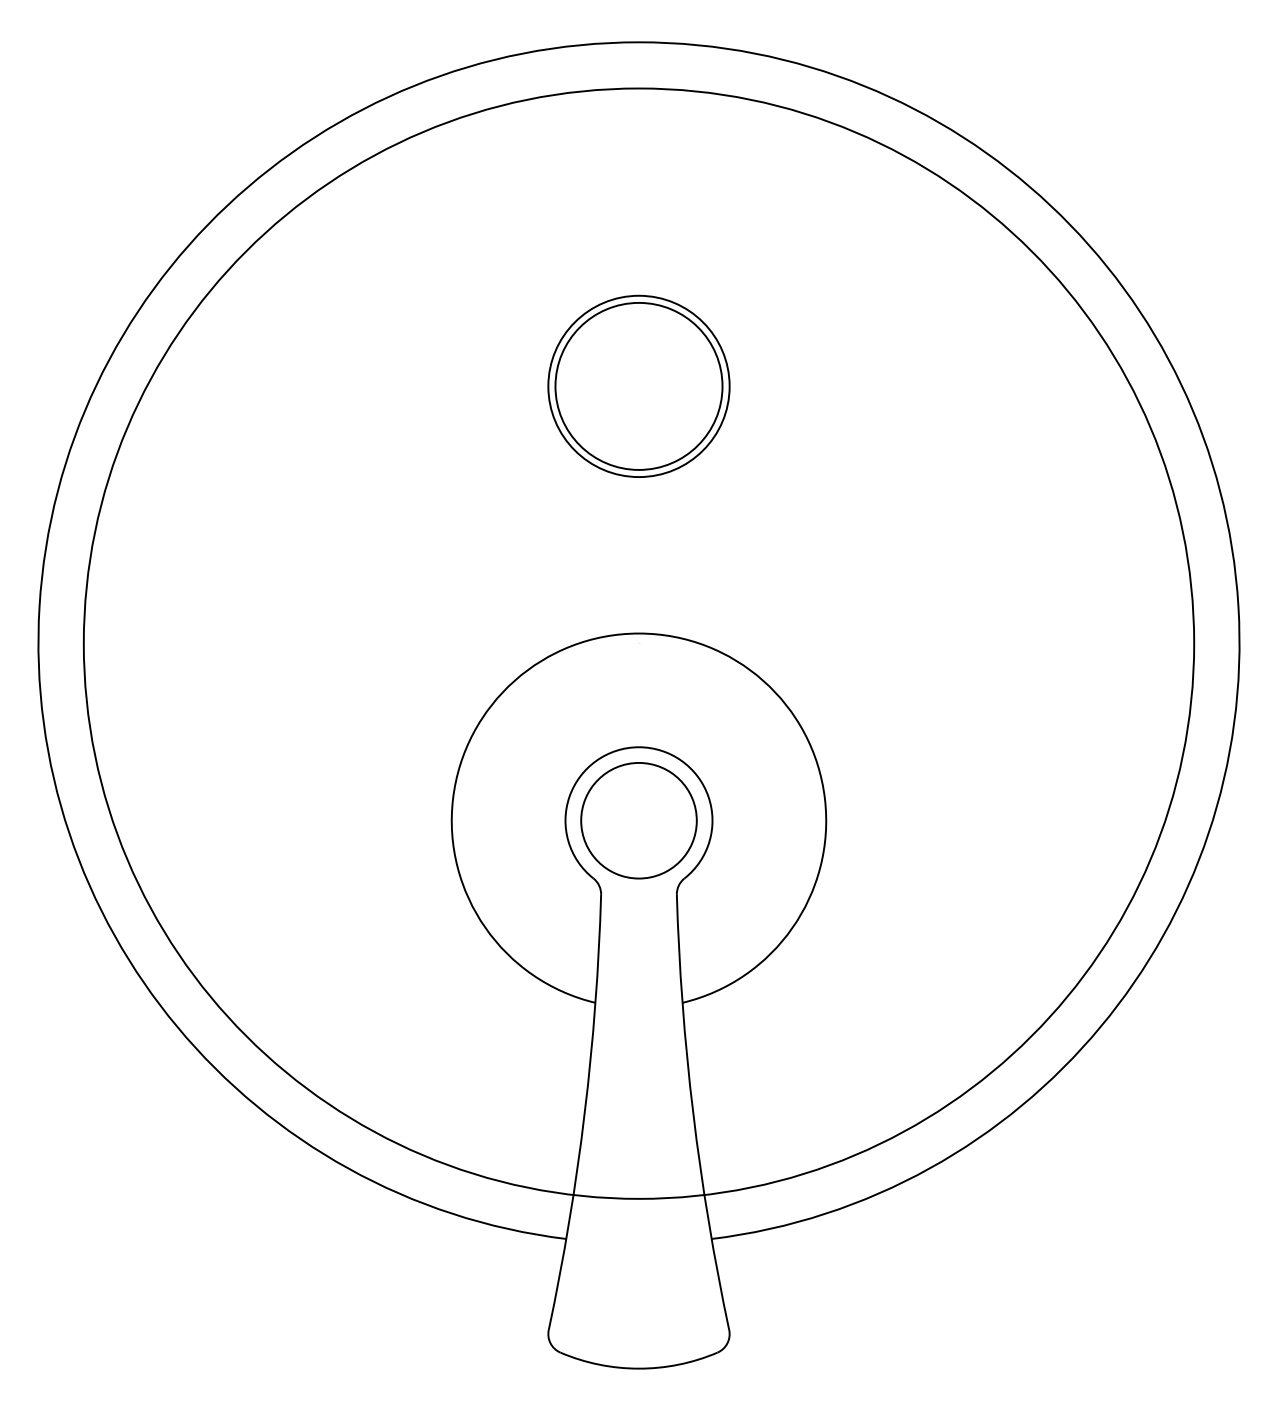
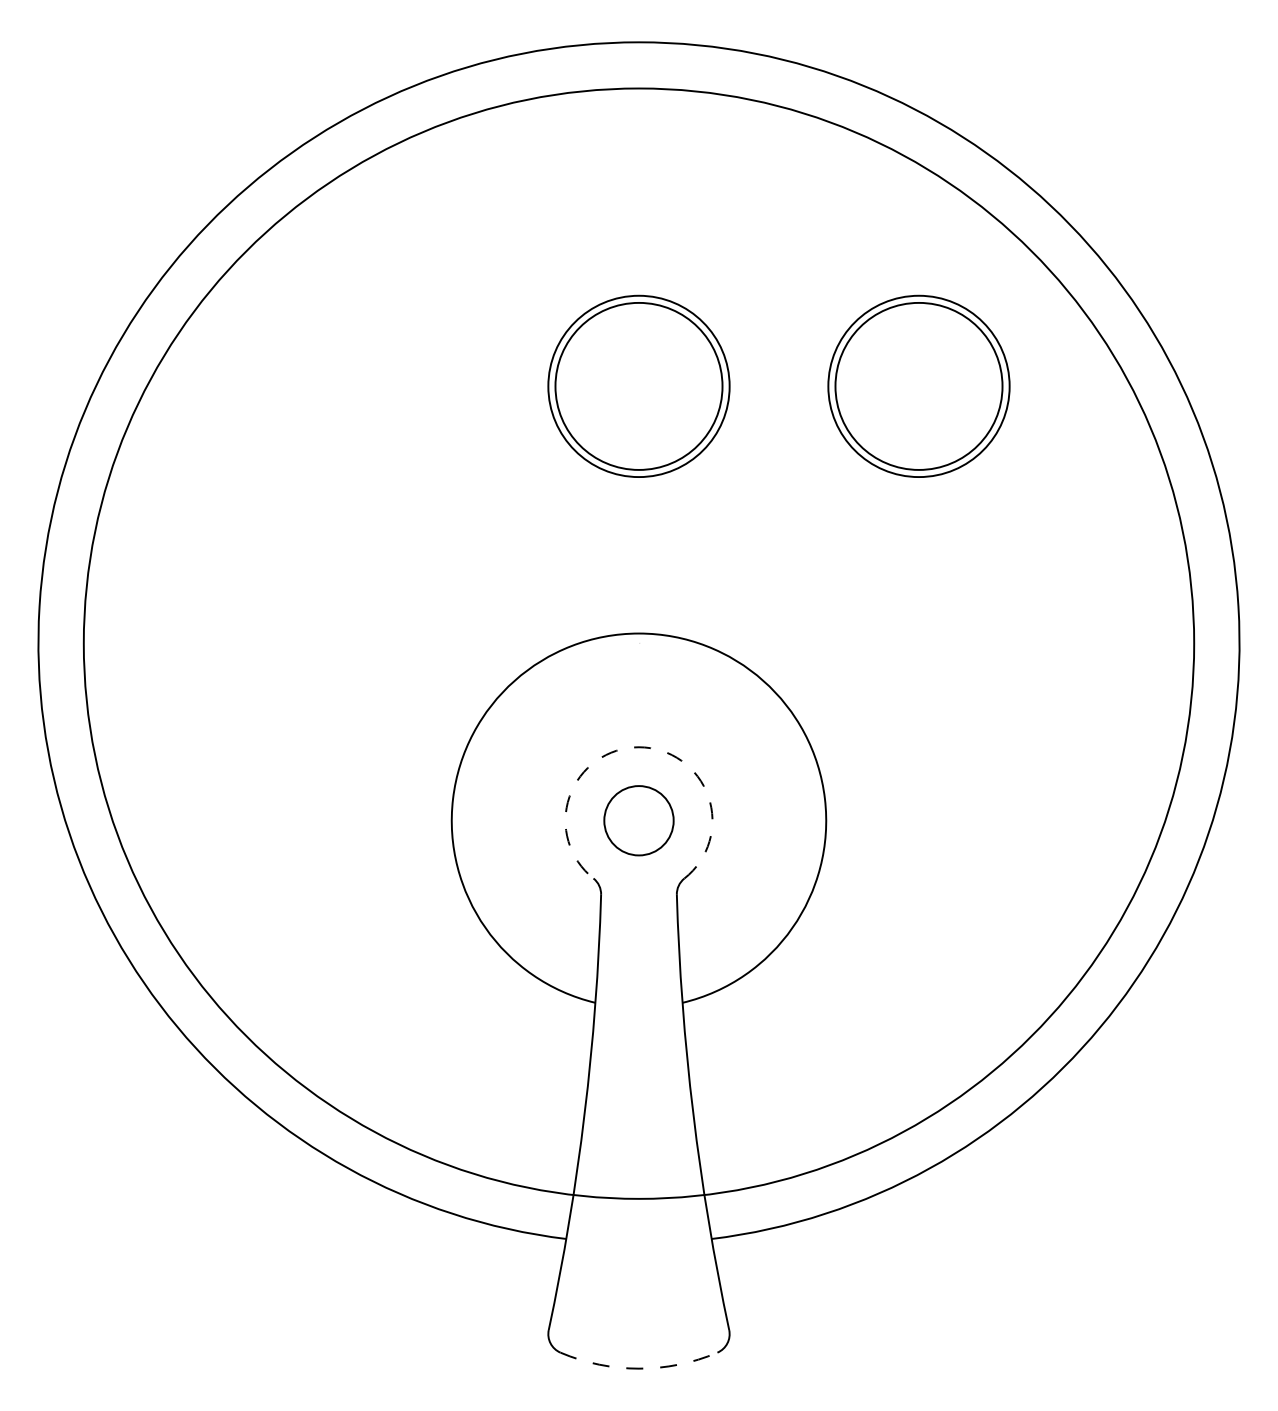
part: none -> present (918, 385)
arc: solid -> dashed (639, 747)
circle diameter: 116 px -> 69 px (638, 820)
arc: solid -> dashed (639, 1368)
